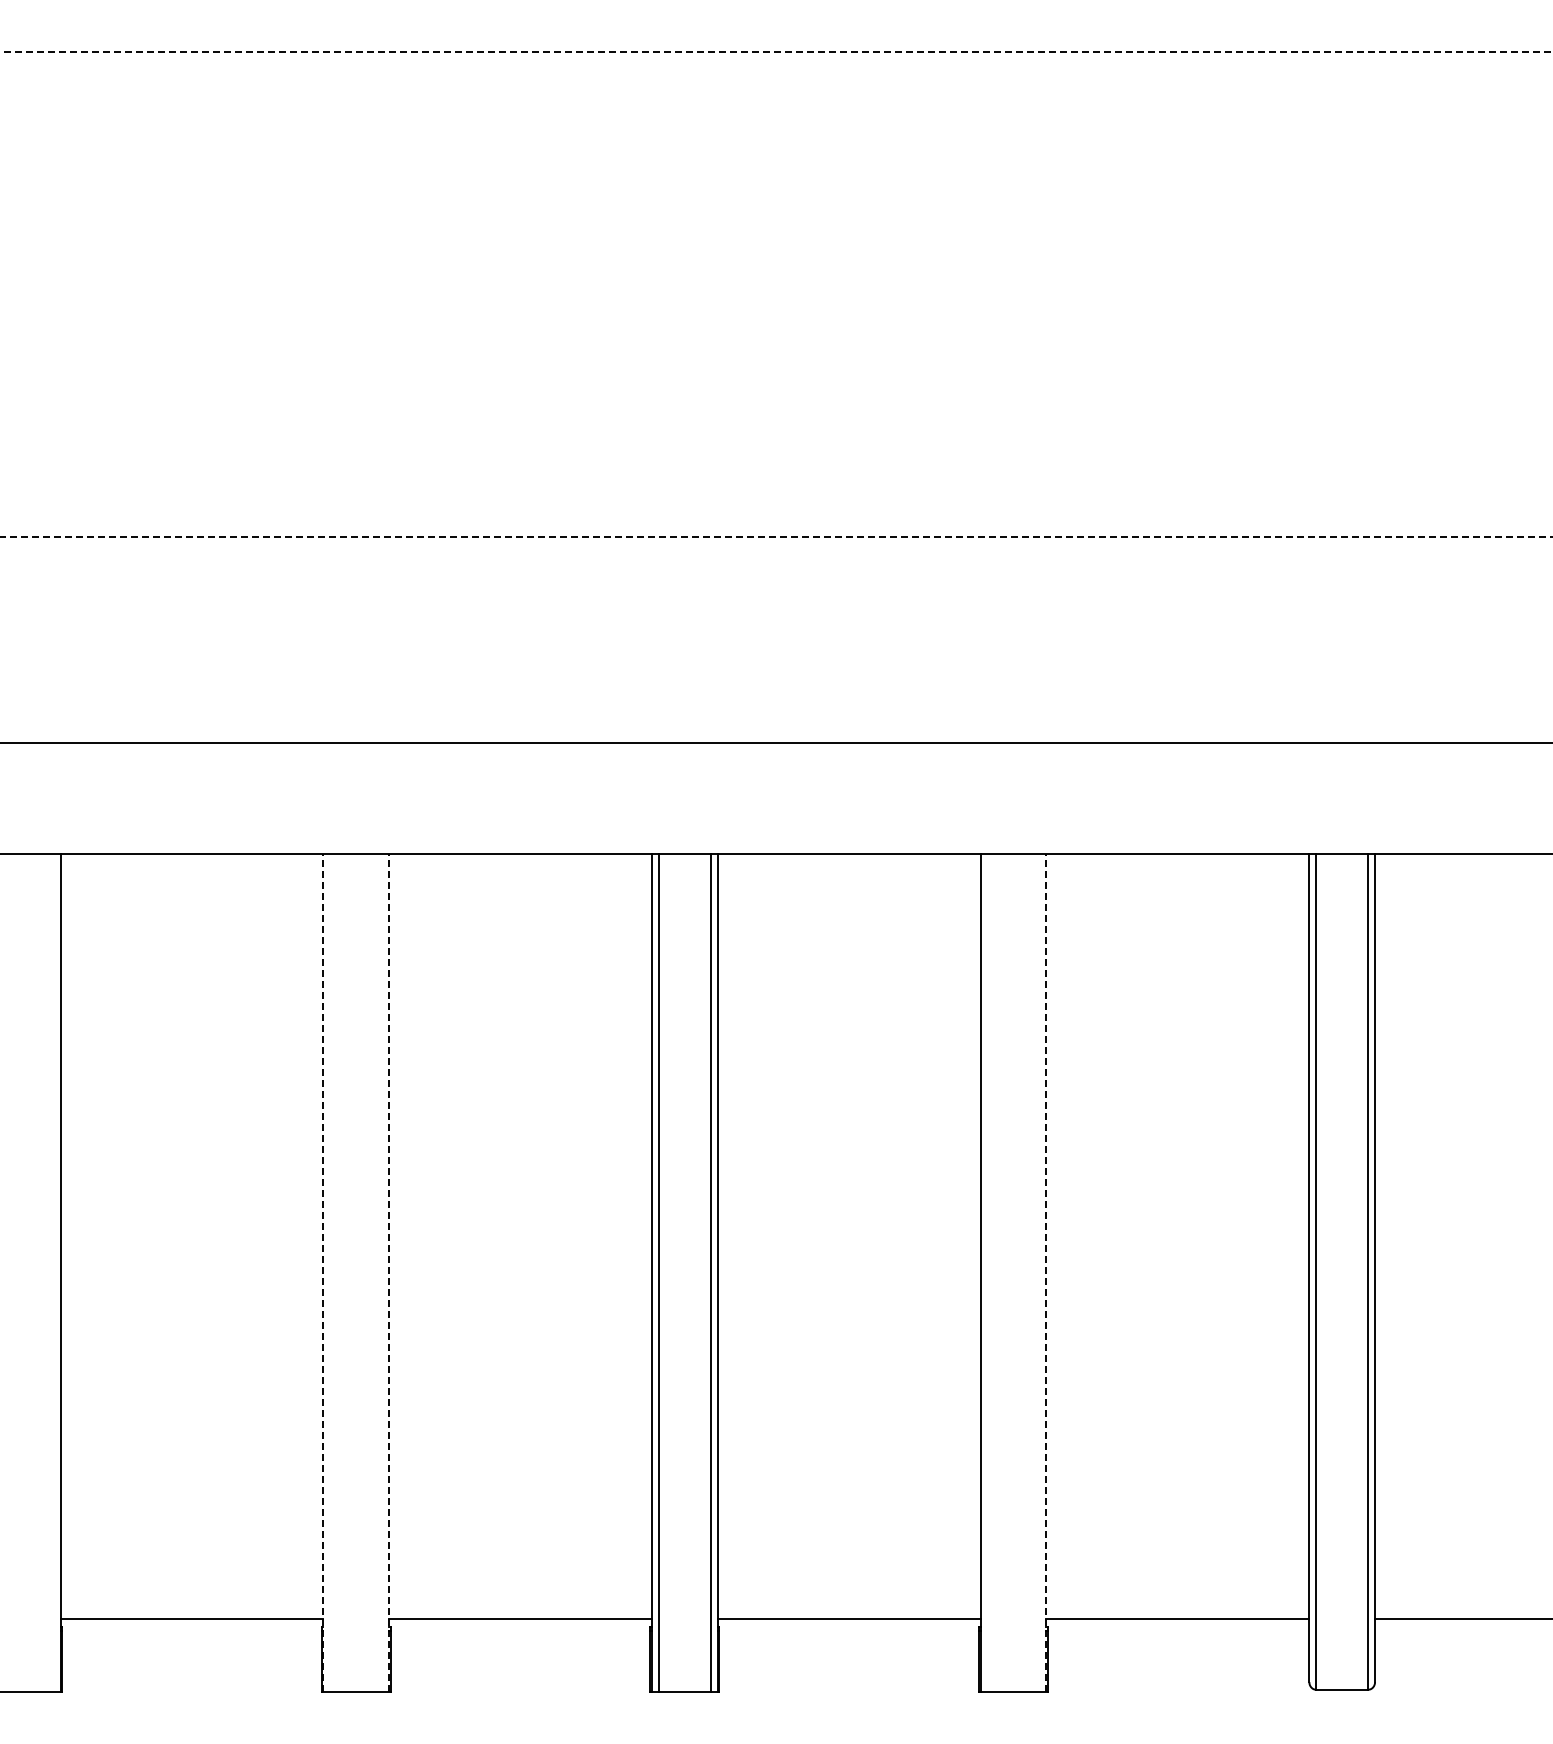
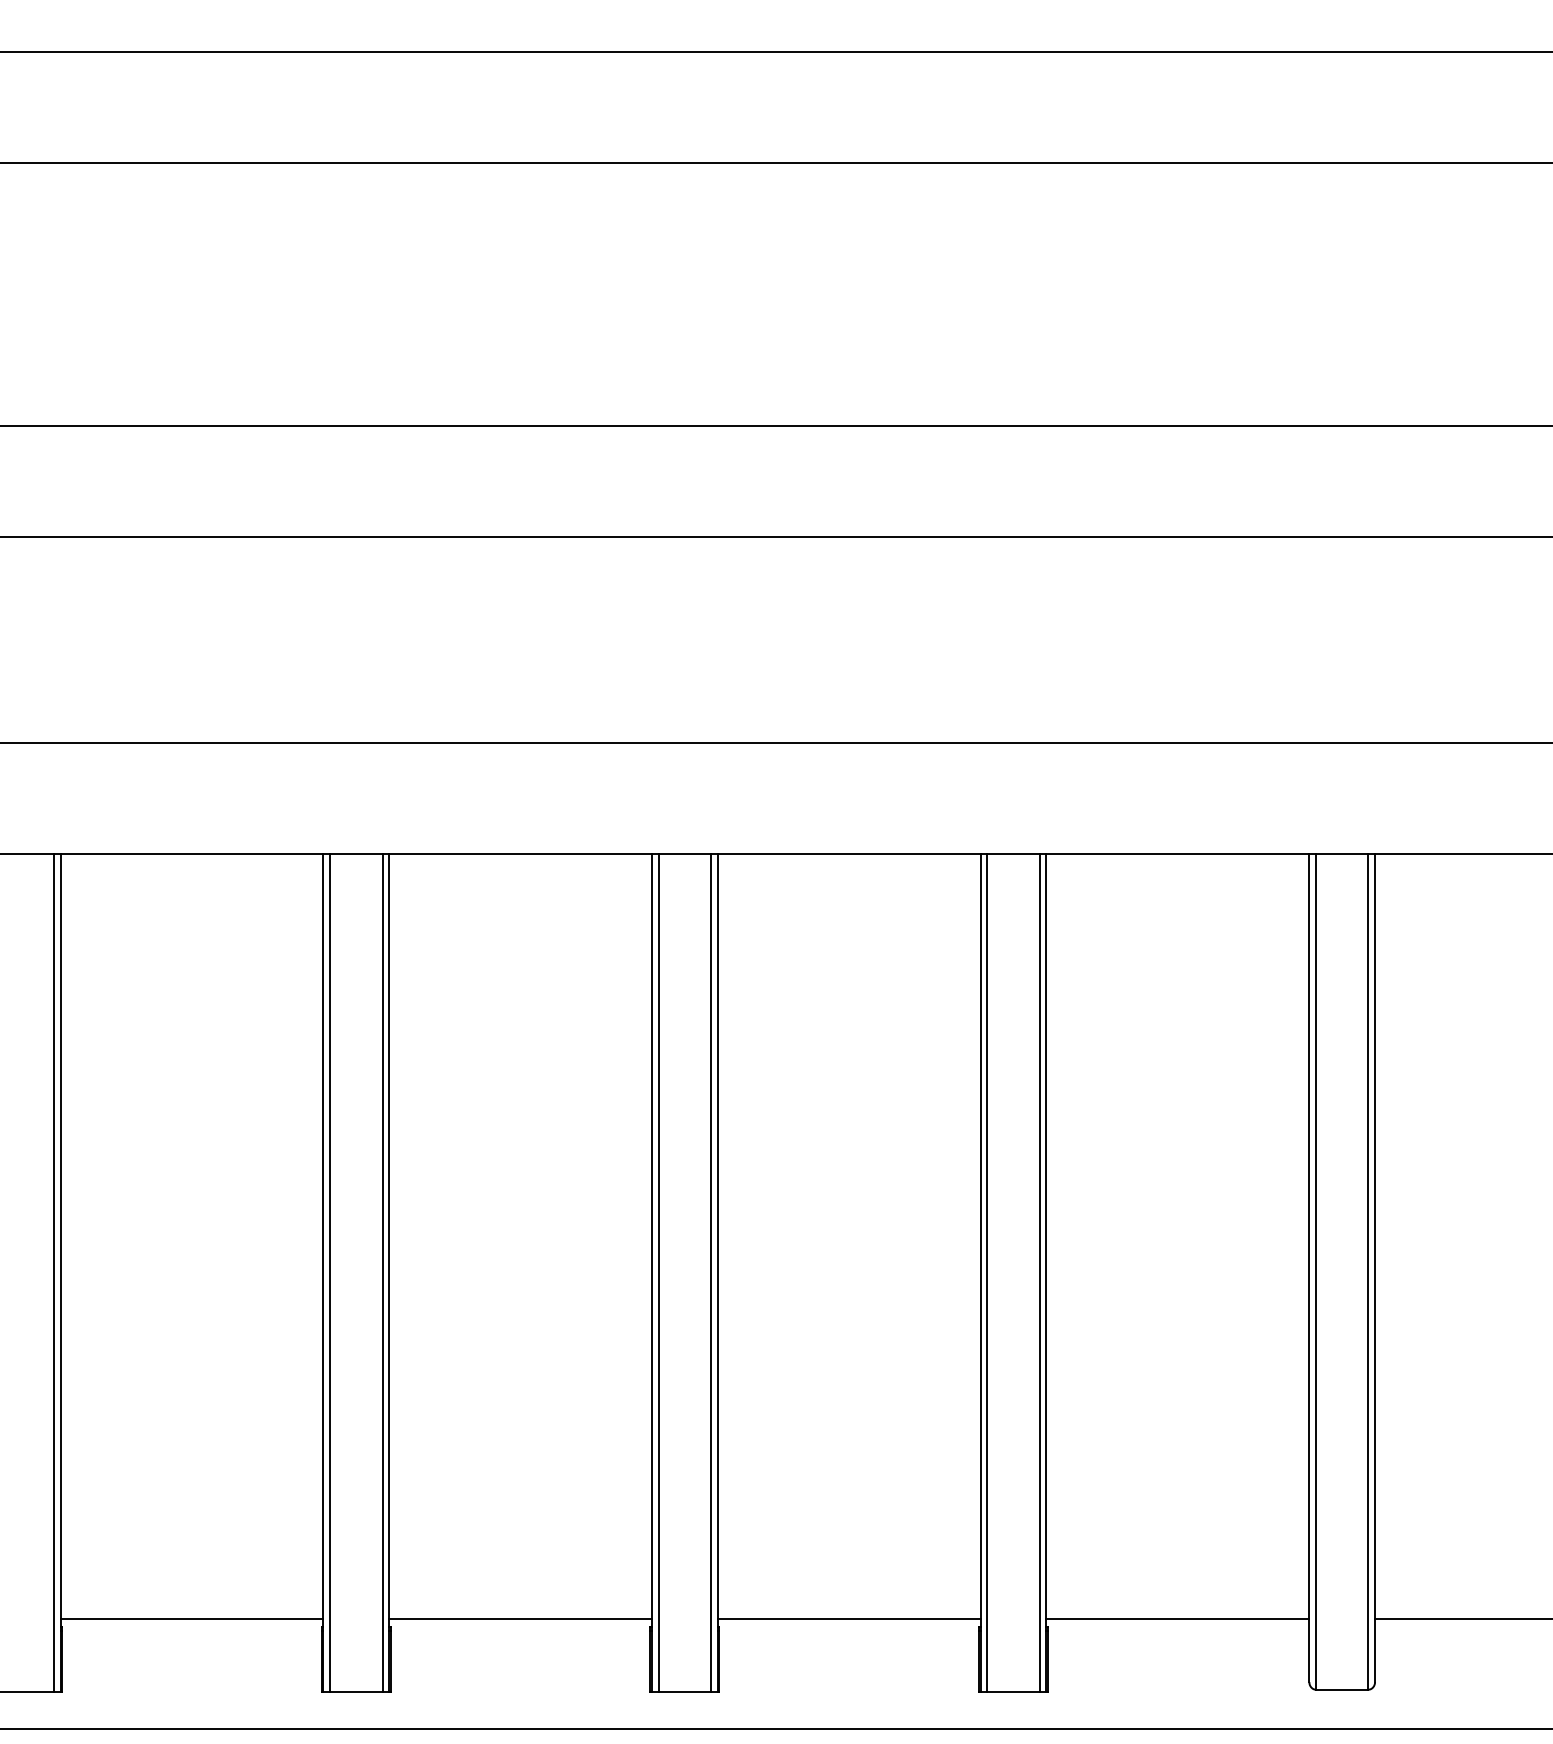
line: dashed -> solid (776, 52)
line: none -> present (775, 163)
line: none -> present (775, 425)
line: dashed -> solid (777, 536)
line: none -> present (53, 1272)
line: dashed -> solid (323, 1272)
line: none -> present (330, 1272)
line: none -> present (382, 1272)
line: dashed -> solid (389, 1272)
line: none -> present (987, 1272)
line: none -> present (1039, 1272)
line: dashed -> solid (1046, 1272)
line: none -> present (775, 1729)
